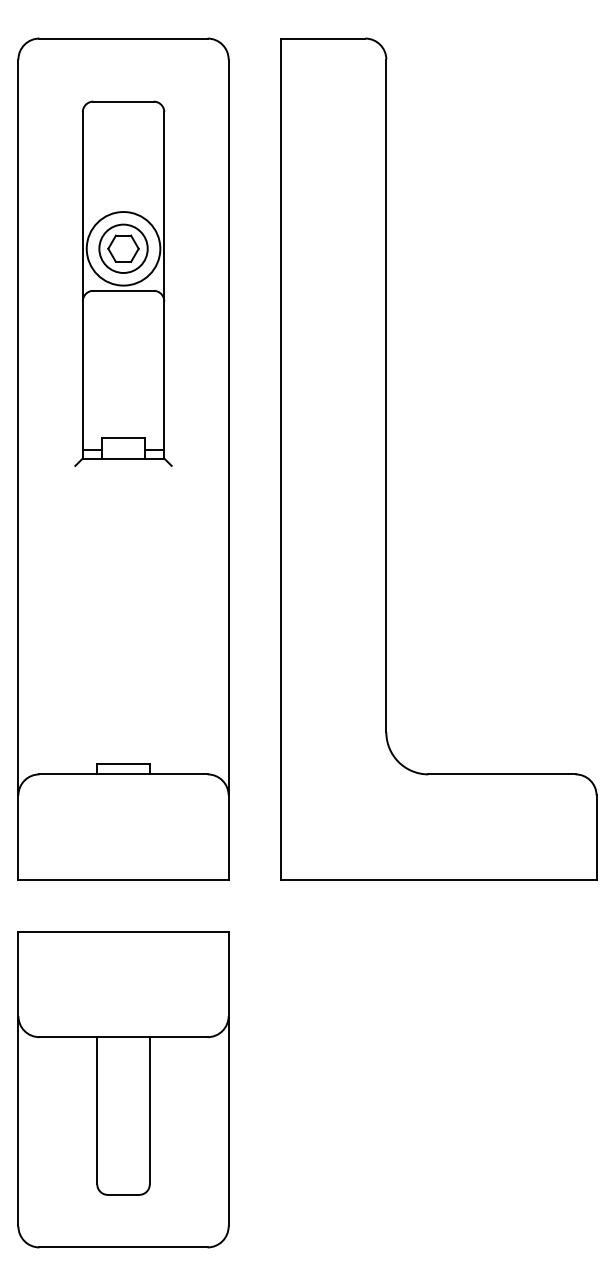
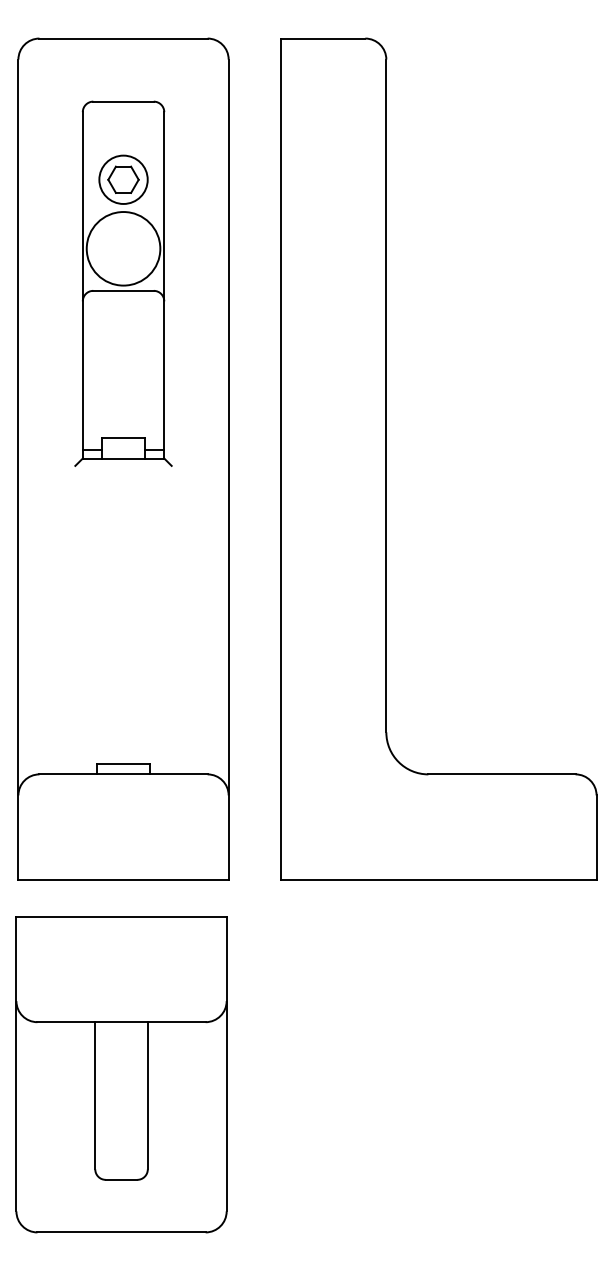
part position: (123, 248) -> (123, 179) (123, 179)
part position: (123, 1089) -> (121, 1074) (121, 1074)
